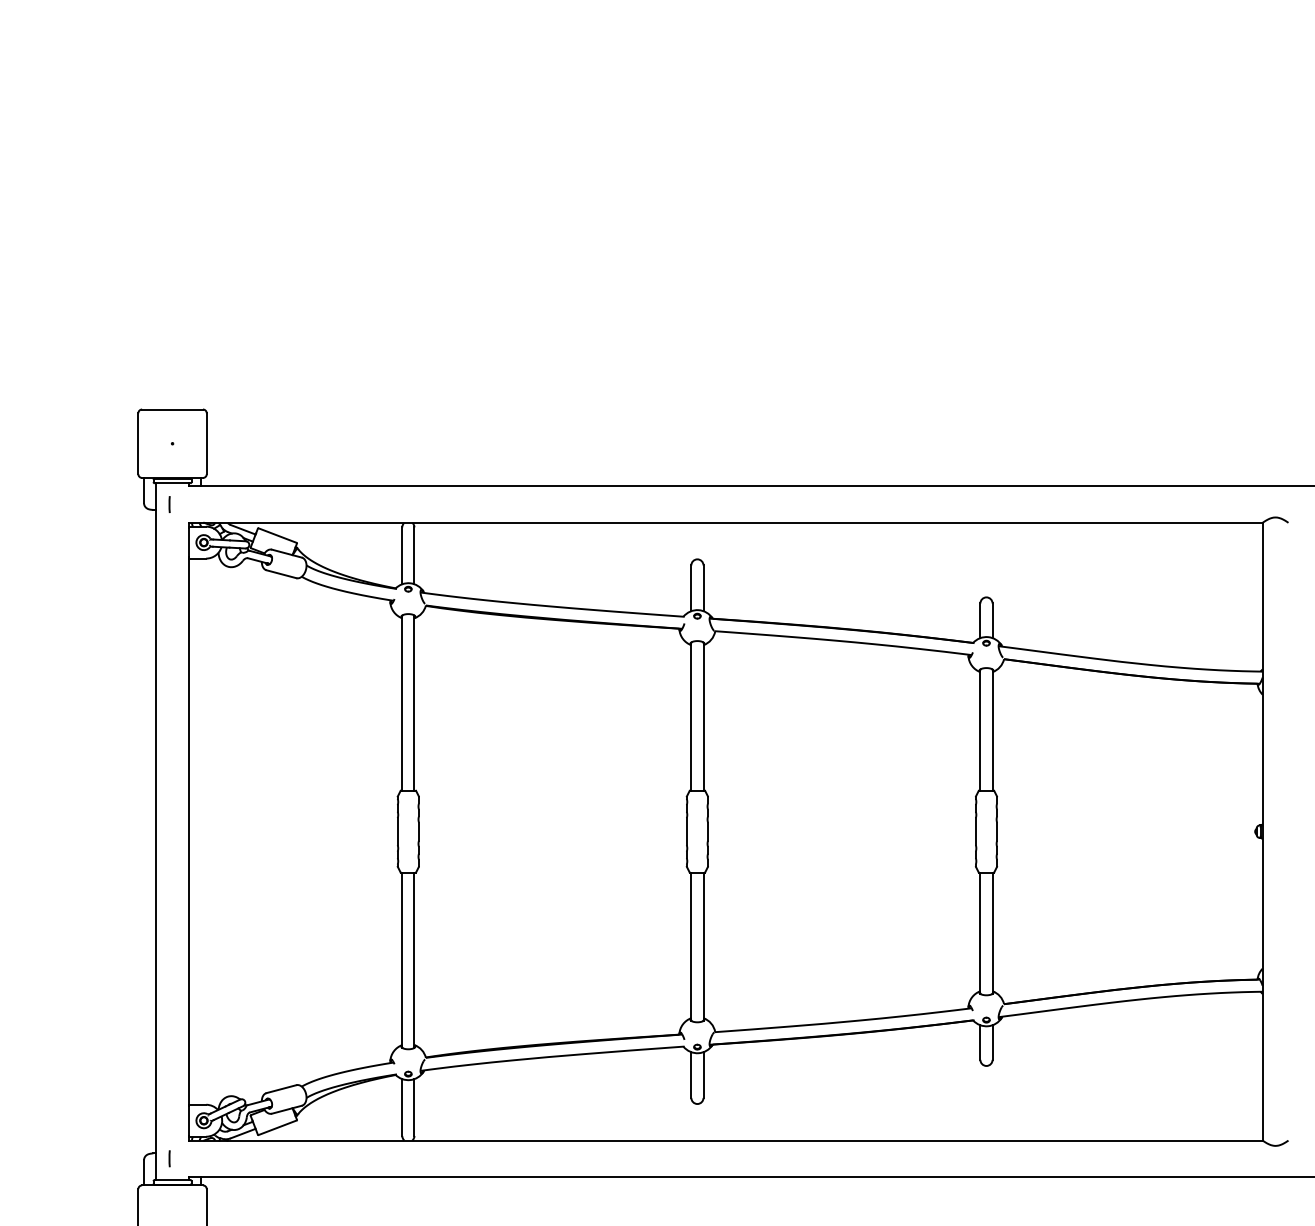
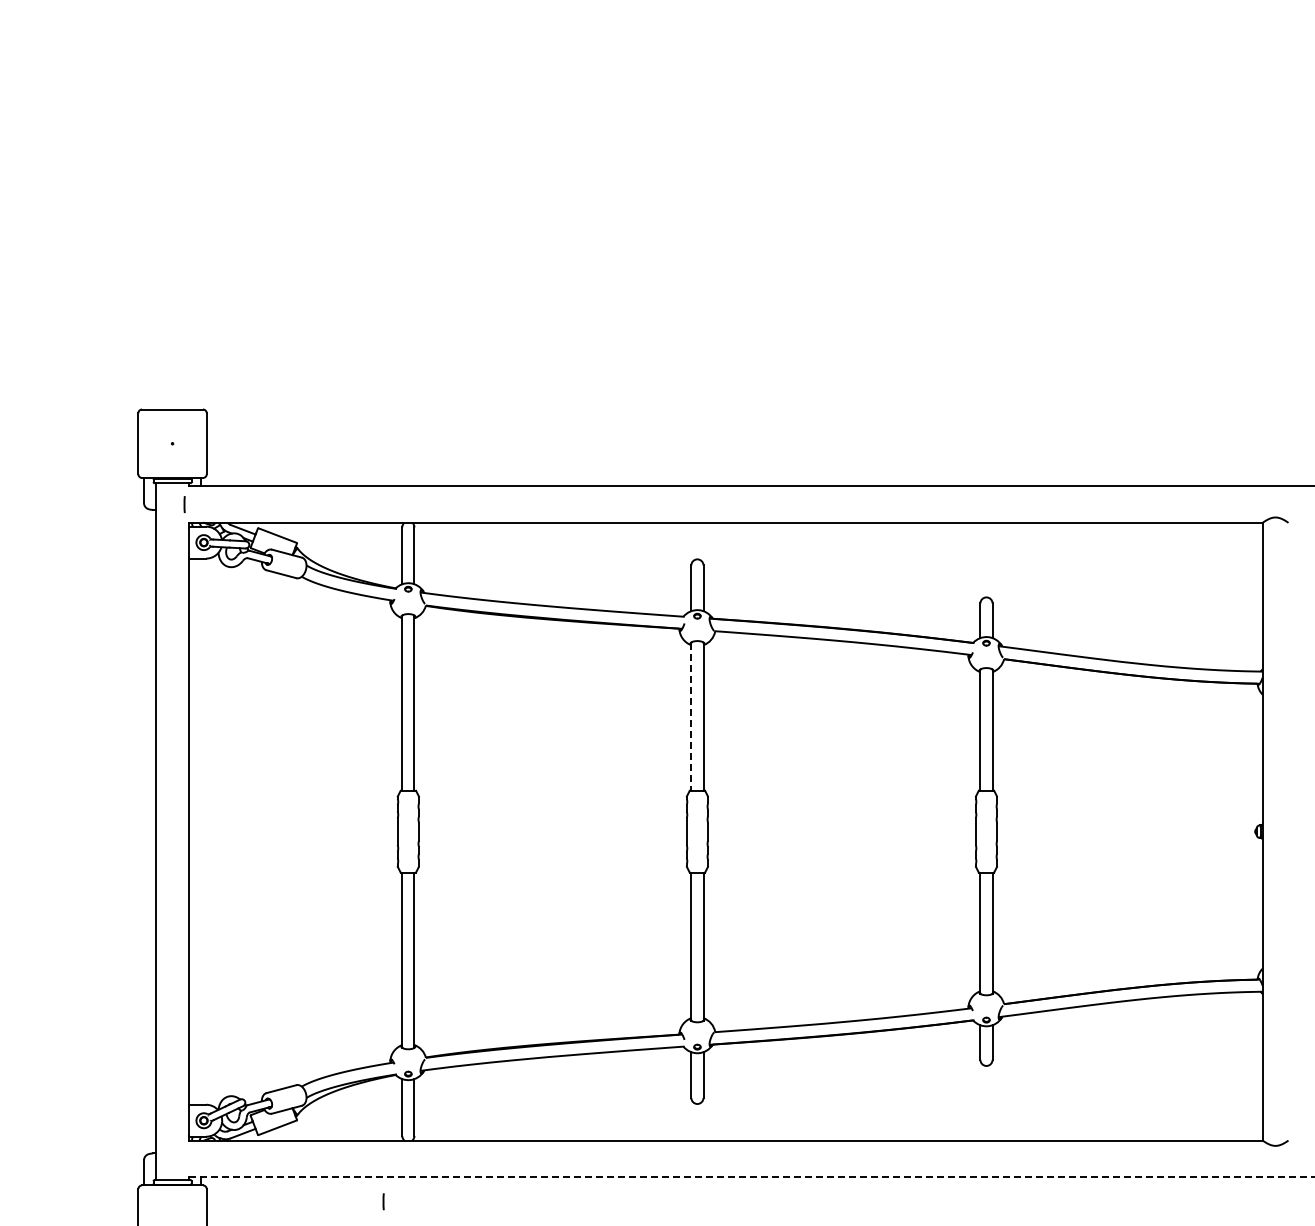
line position: (169, 504) -> (184, 504) (184, 504)
line: solid -> dashed (691, 716)
line position: (169, 1158) -> (383, 1201) (383, 1201)
line: solid -> dashed (751, 1177)
